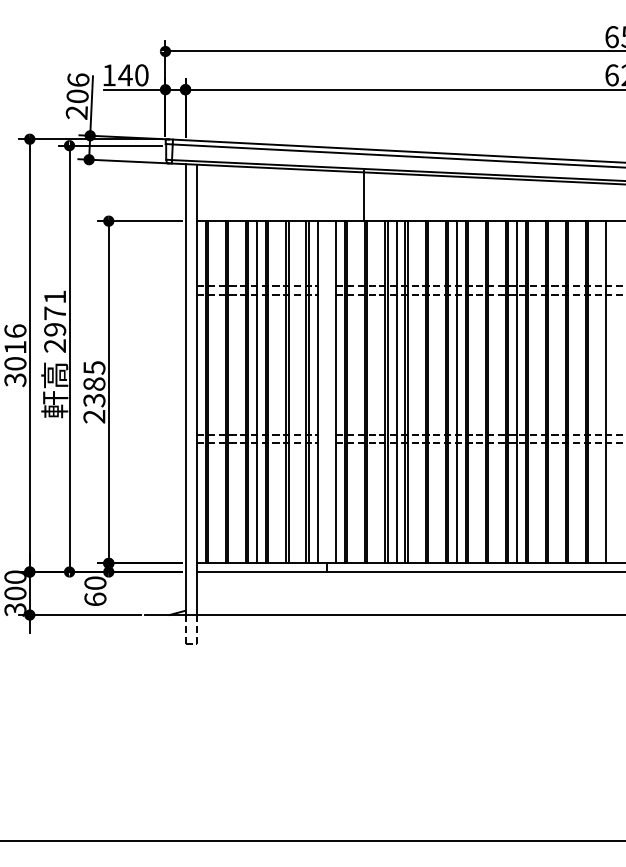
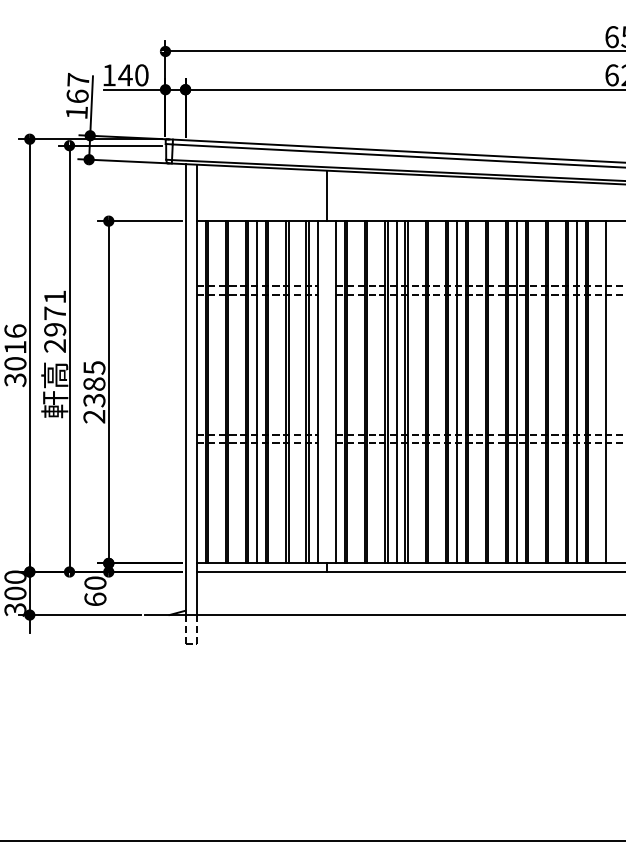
text: 206 -> 167 (77, 95)
line position: (363, 195) -> (326, 195) (326, 195)
line: none -> present (577, 392)
